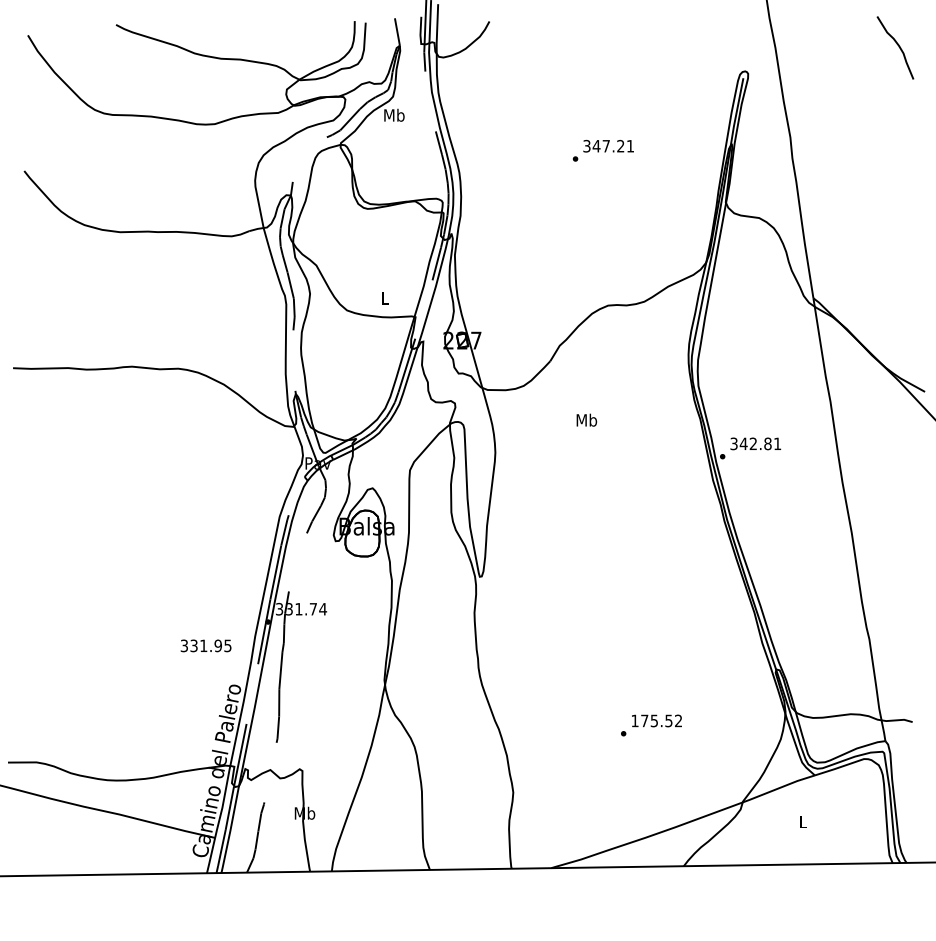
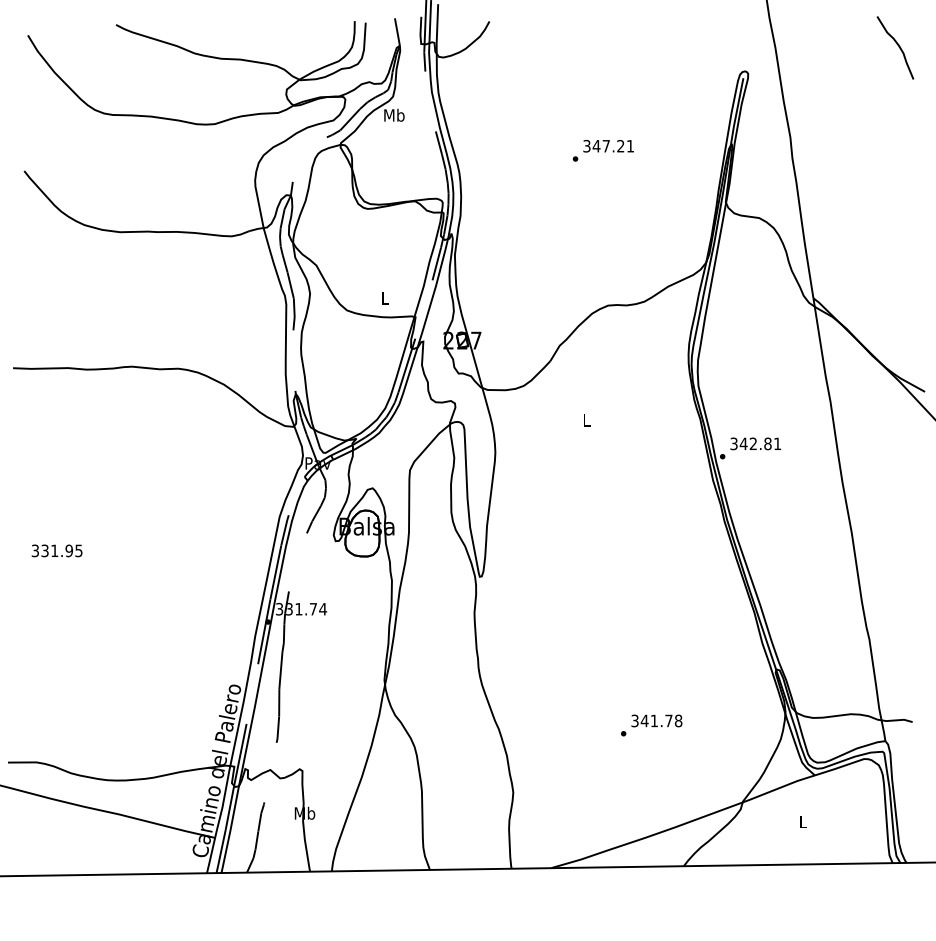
text: Mb -> L (586, 419)
text position: (205, 645) -> (56, 550) (56, 550)
text: 175.52 -> 341.78 (656, 720)
